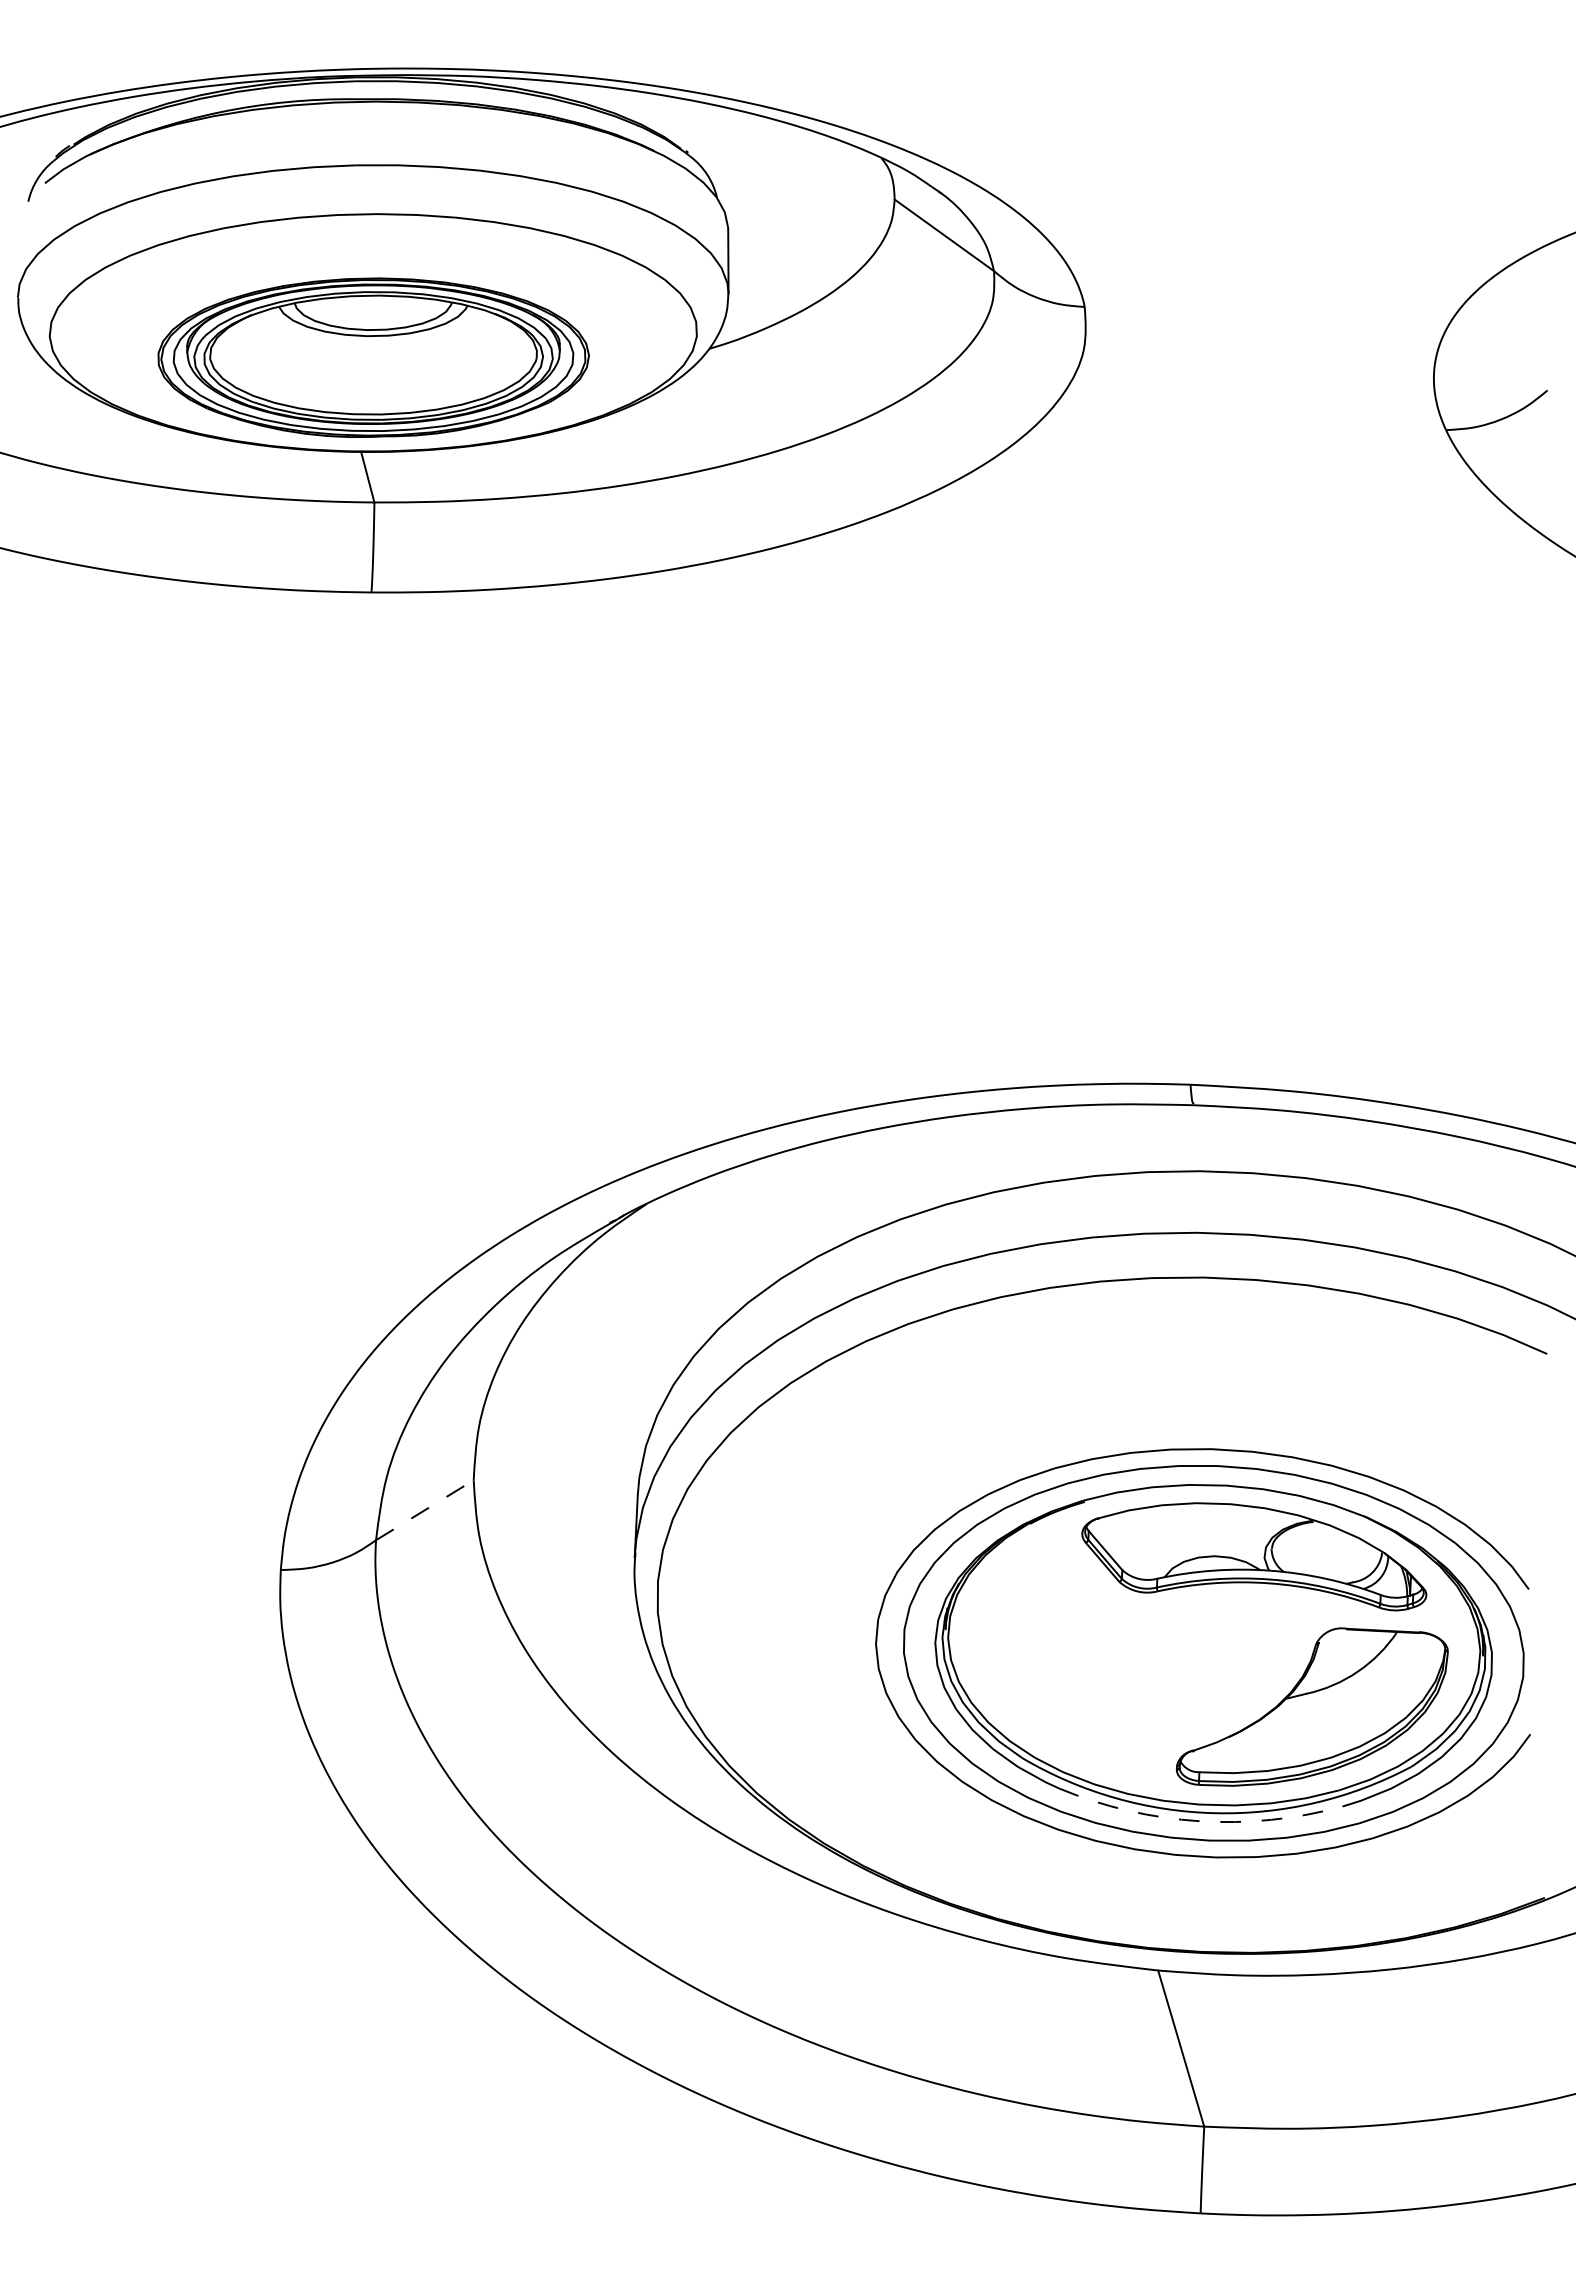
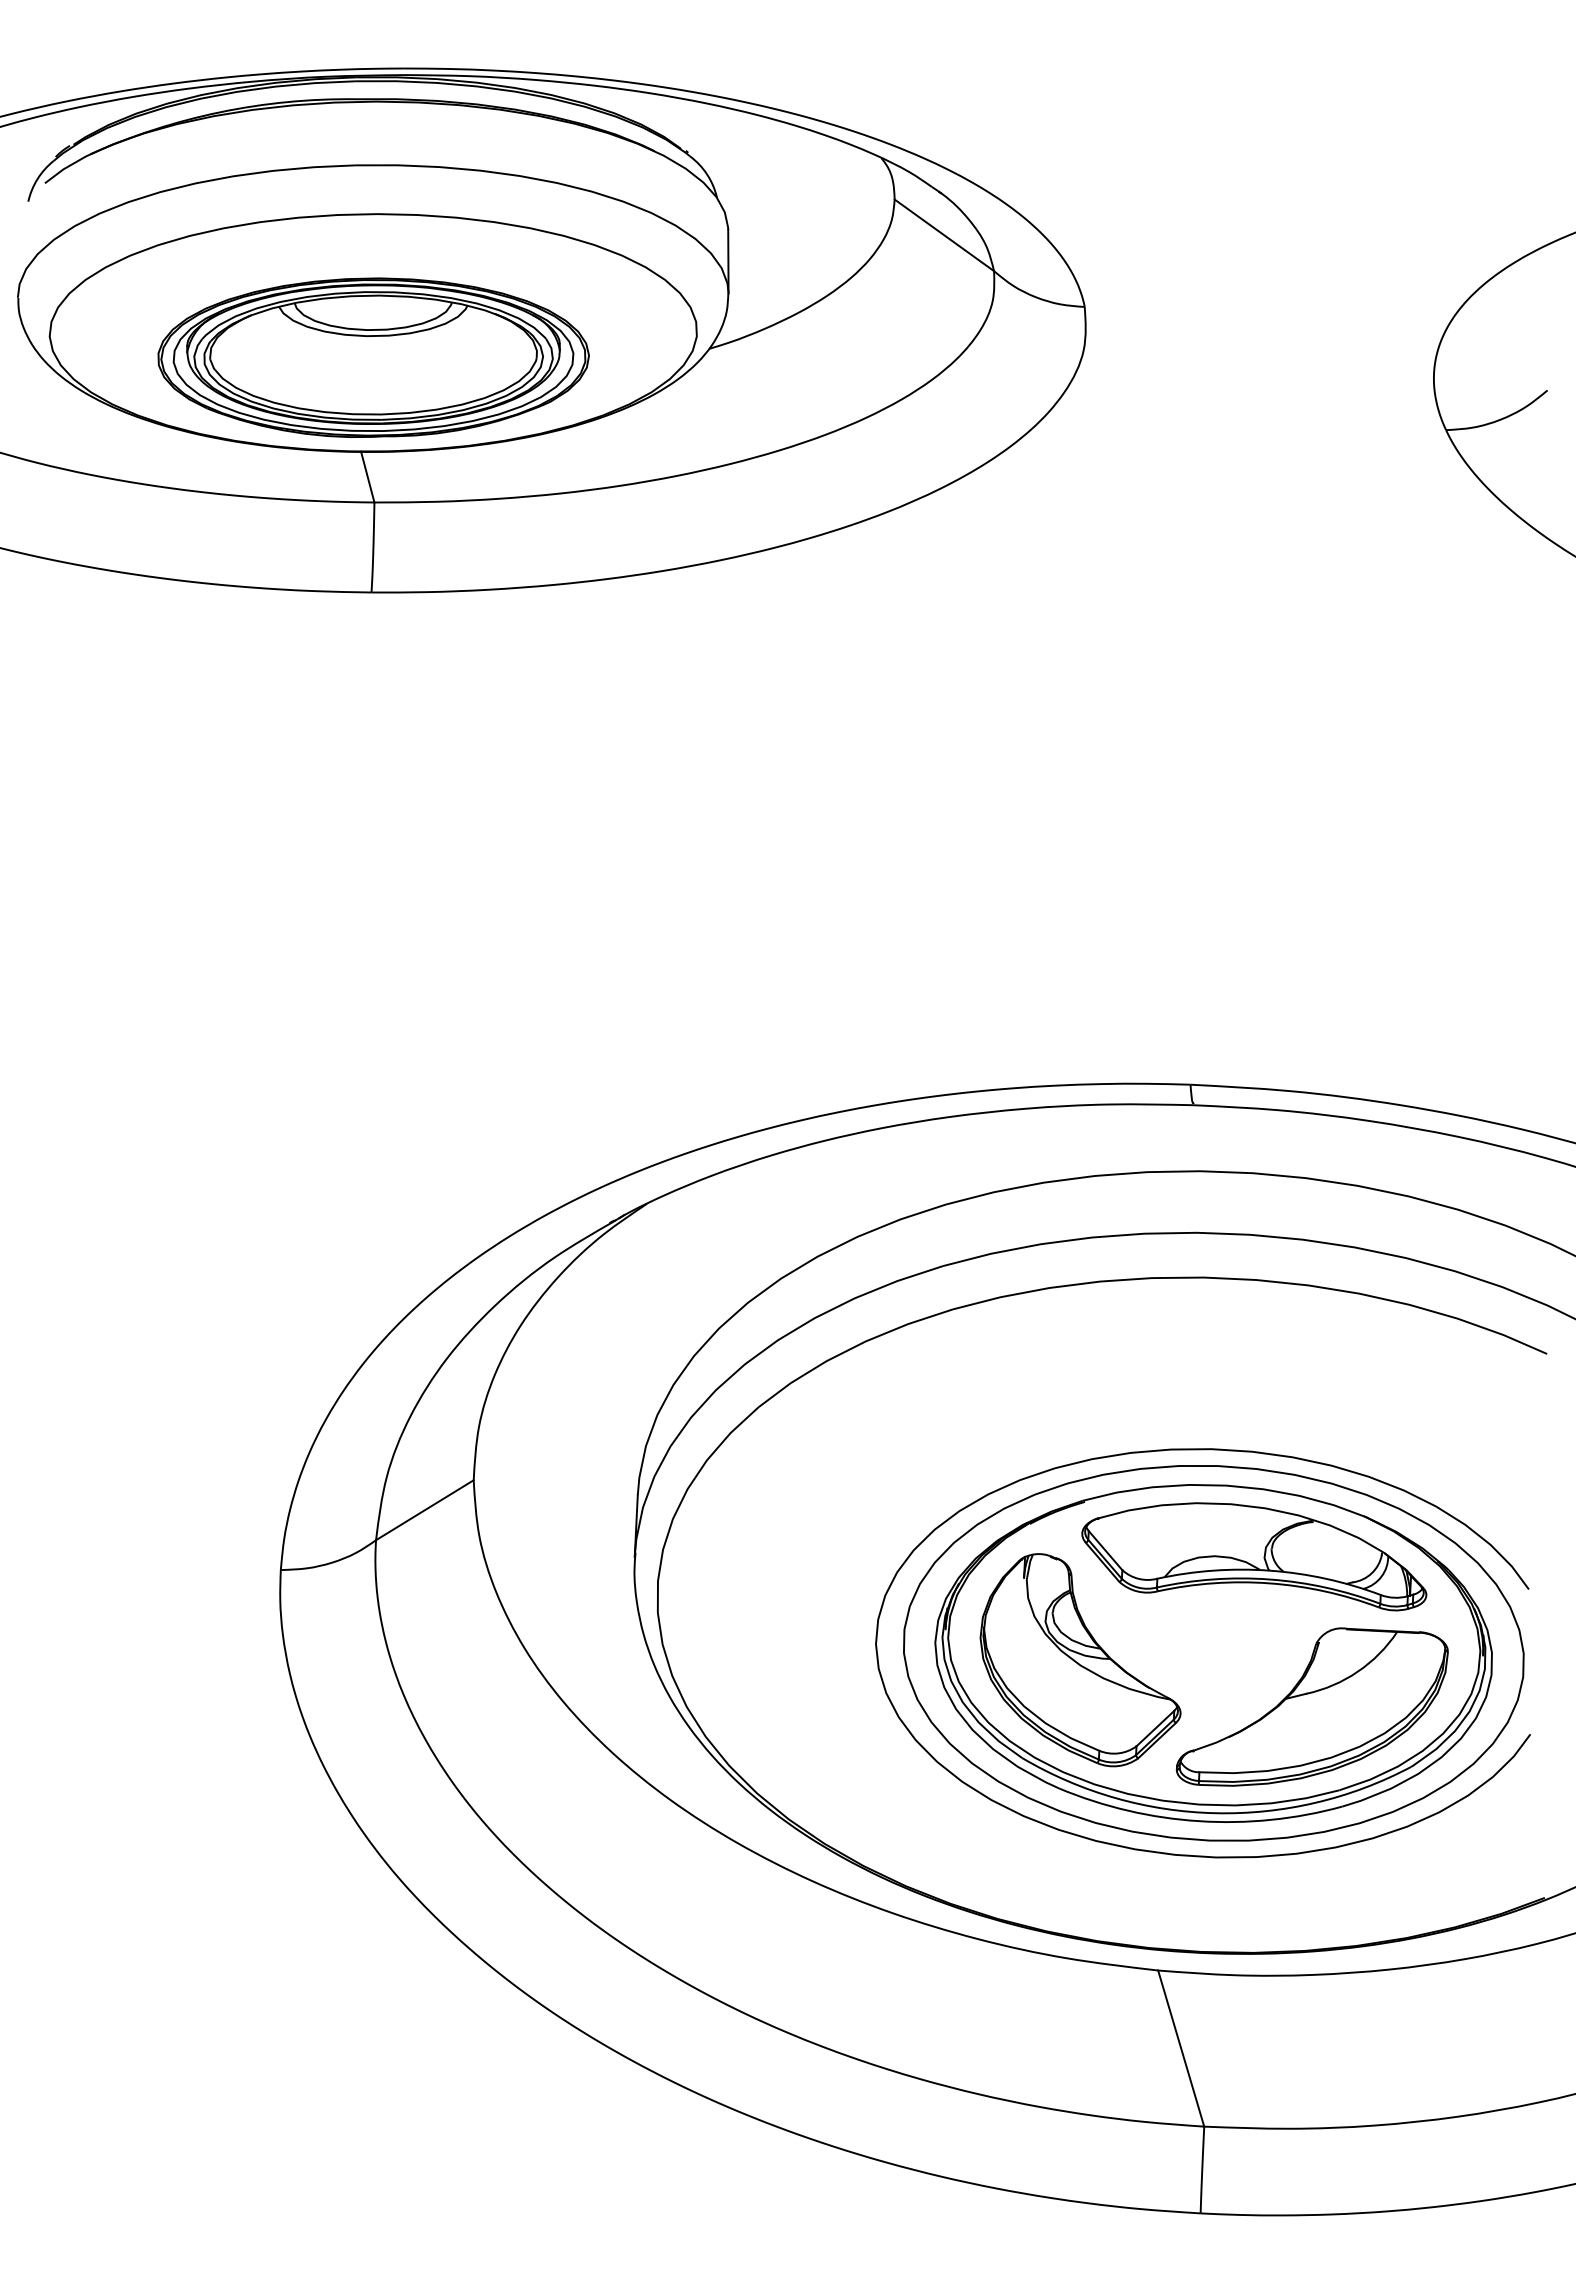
line: dashed -> solid (425, 1509)
part: none -> present (1080, 1660)
arc: dashed -> solid (1199, 1821)
